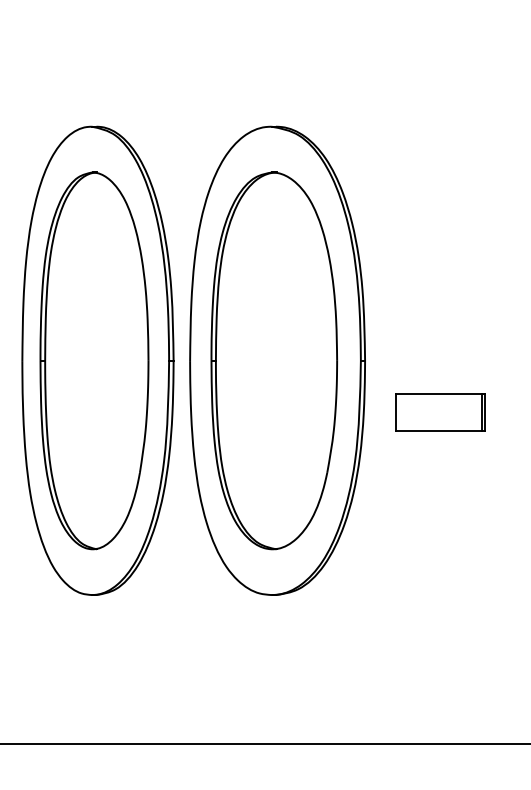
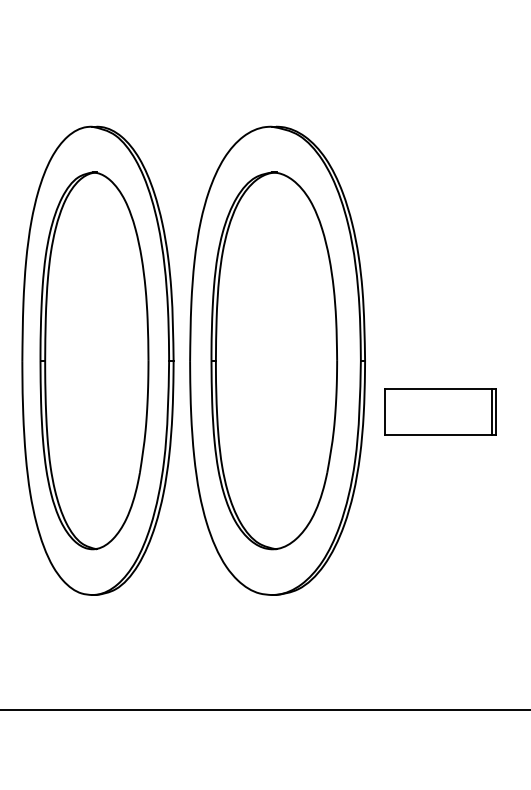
part size: 91x39 px -> 113x48 px (440, 411)
line position: (264, 743) -> (264, 709) (264, 709)
